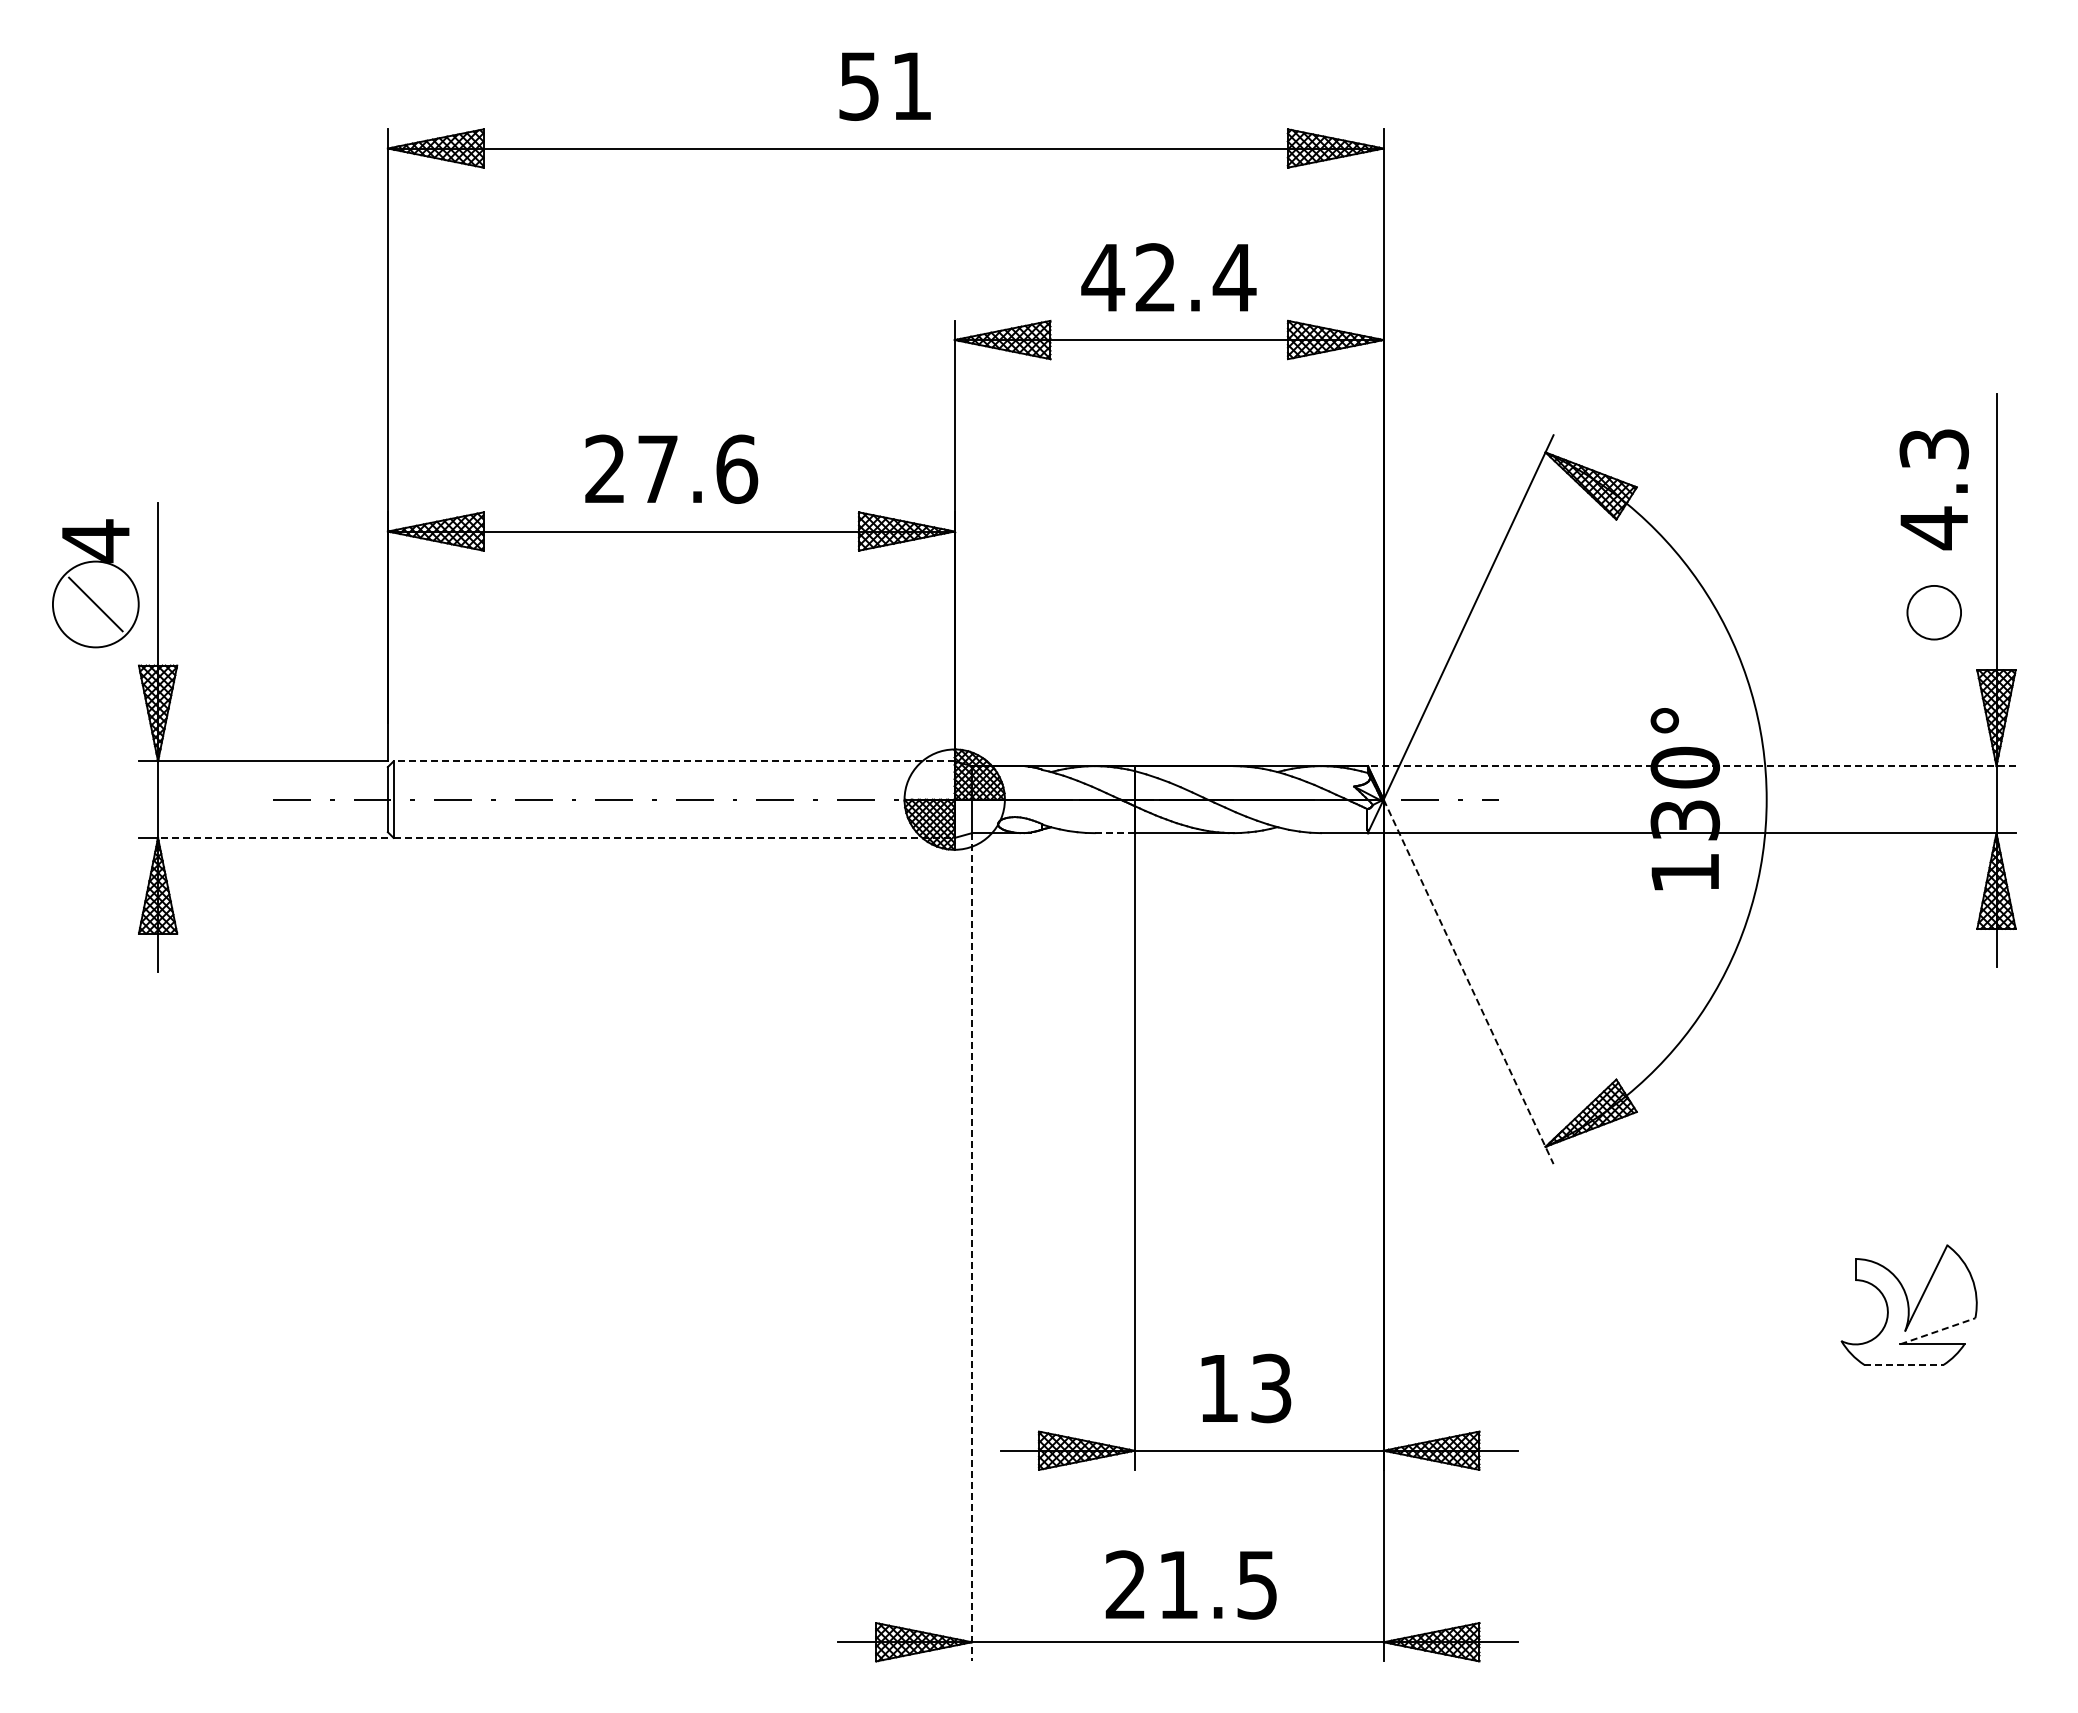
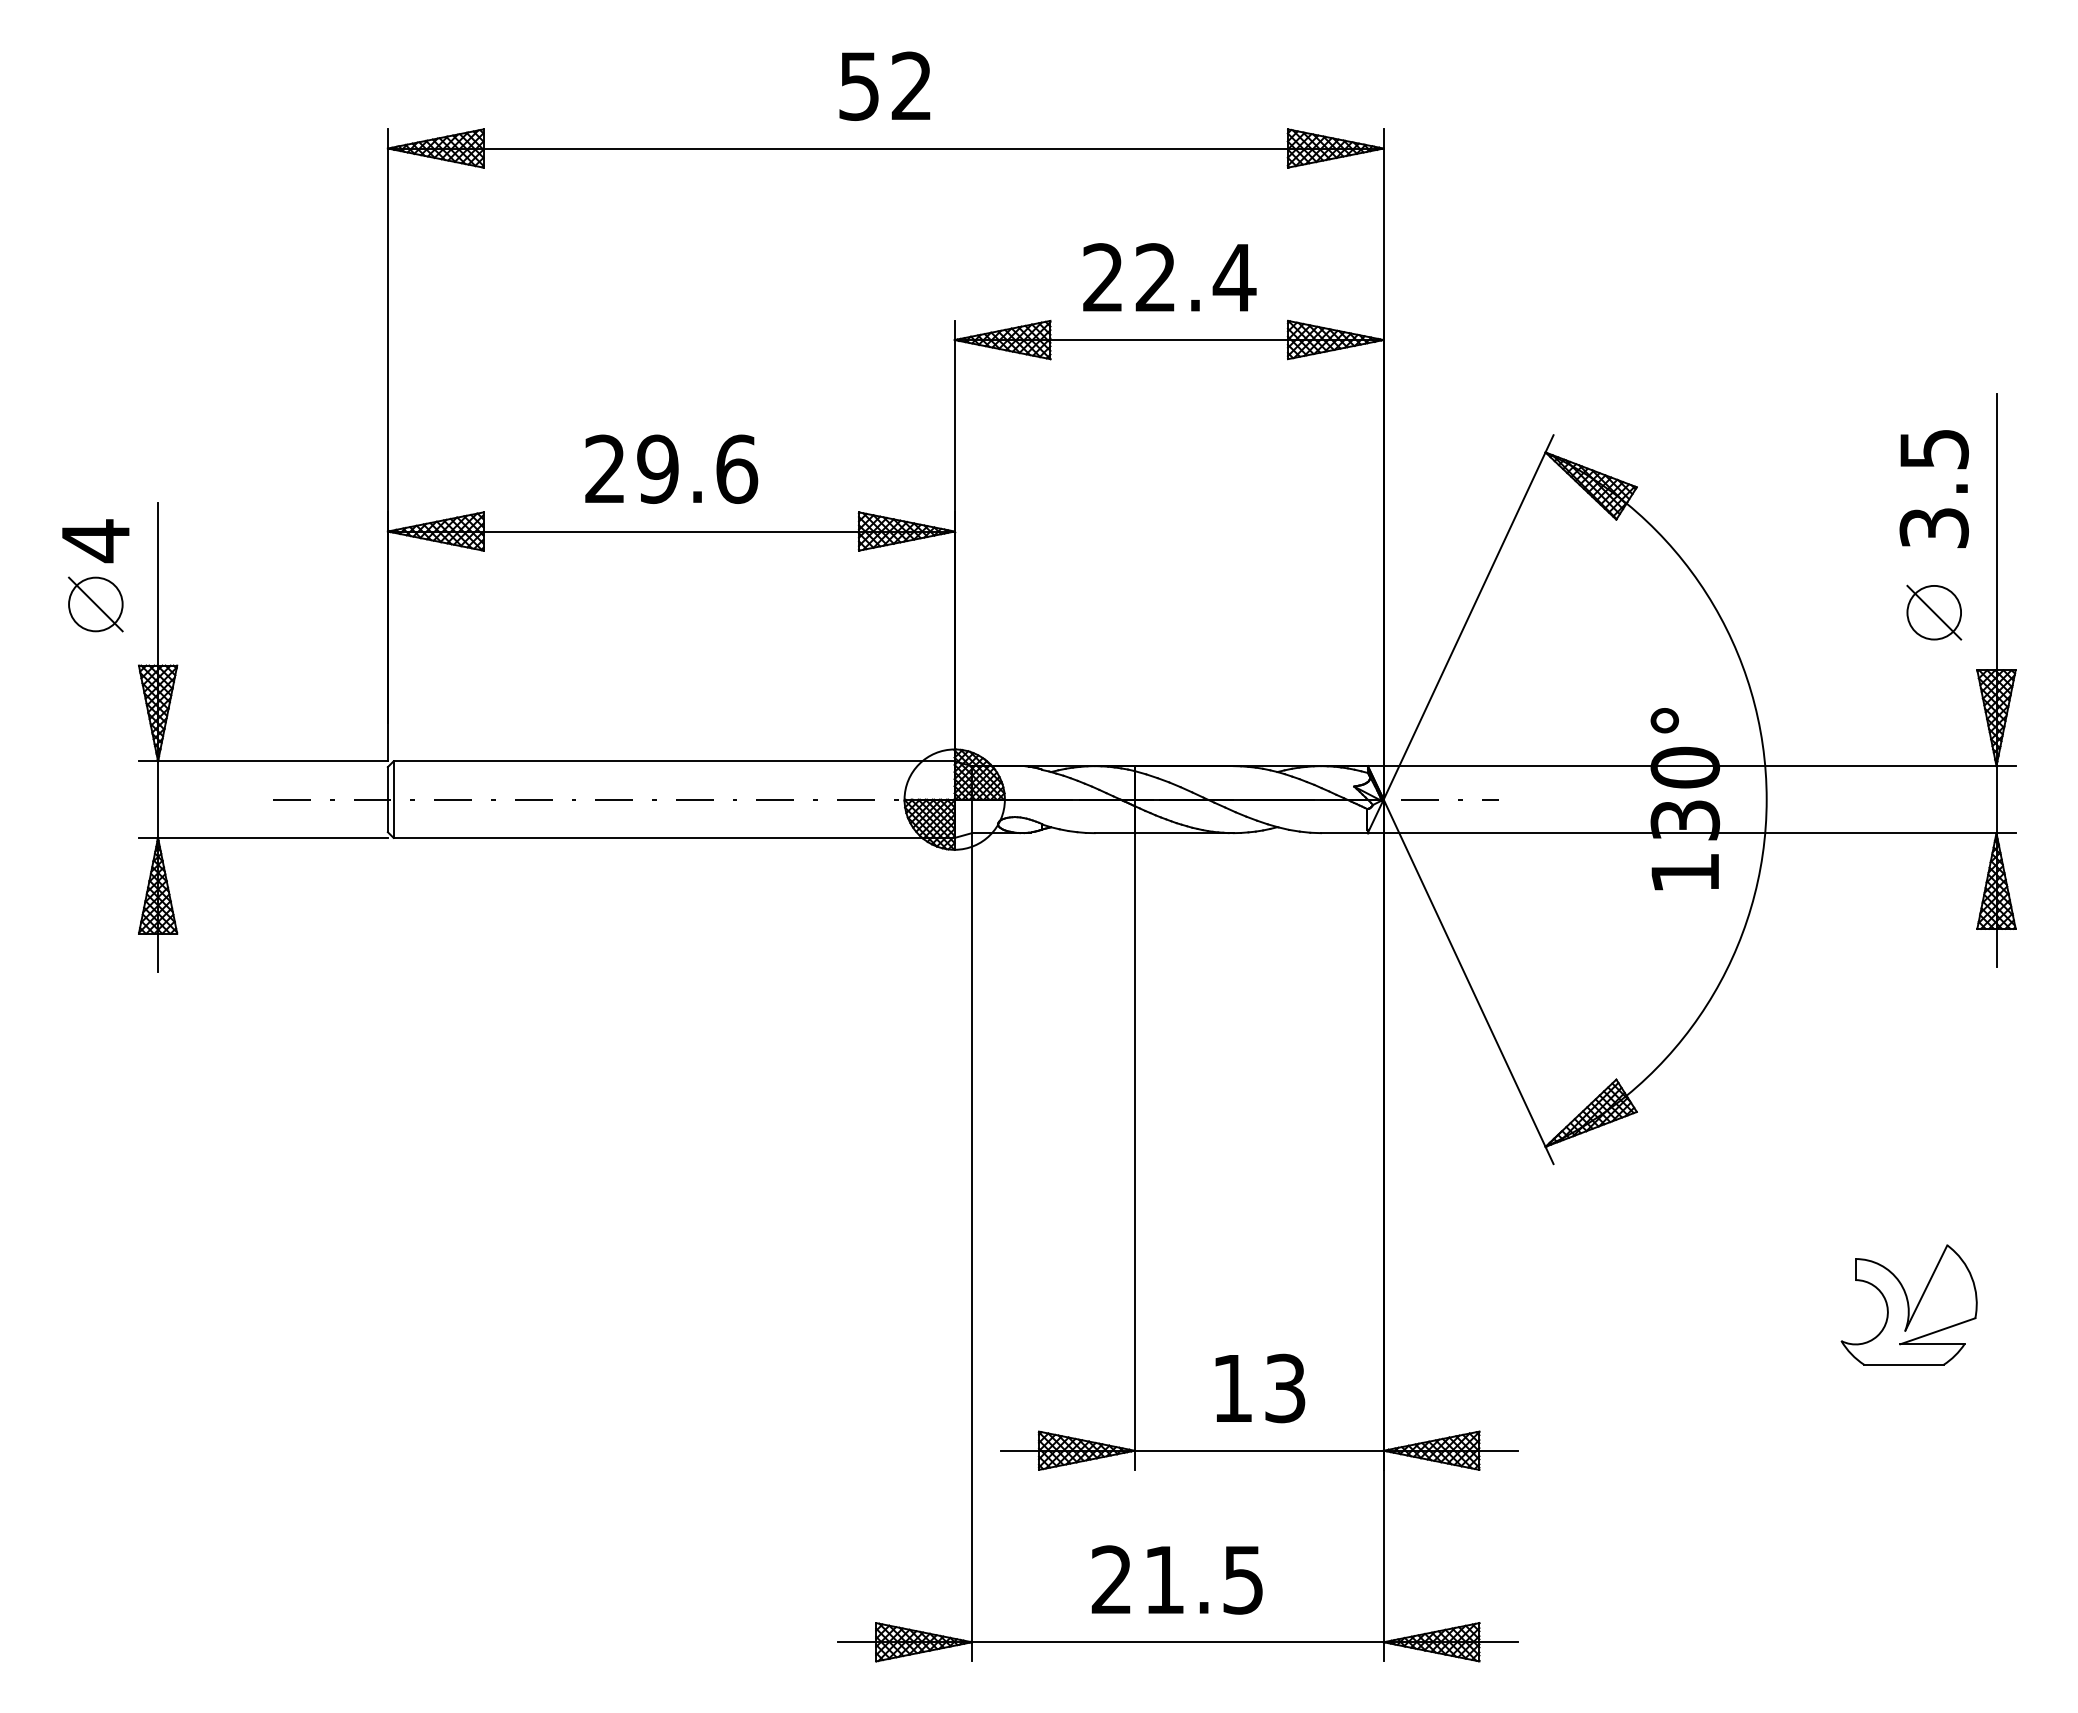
text: 51 -> 52 (910, 85)
text: 42.4 -> 22.4 (1103, 277)
text: 27.6 -> 29.6 (657, 468)
text: 4.3 -> 3.5 (1933, 489)
circle diameter: 86 px -> 54 px (95, 604)
line: none -> present (1934, 612)
line: dashed -> solid (674, 761)
line: dashed -> solid (1691, 766)
line: dashed -> solid (1115, 833)
line: dashed -> solid (272, 837)
line: dashed -> solid (674, 837)
line: dashed -> solid (1468, 982)
line: dashed -> solid (971, 1247)
line: dashed -> solid (1937, 1331)
line: dashed -> solid (1904, 1364)
text position: (1246, 1388) -> (1260, 1388) (1260, 1388)
text position: (1190, 1584) -> (1176, 1579) (1176, 1579)
